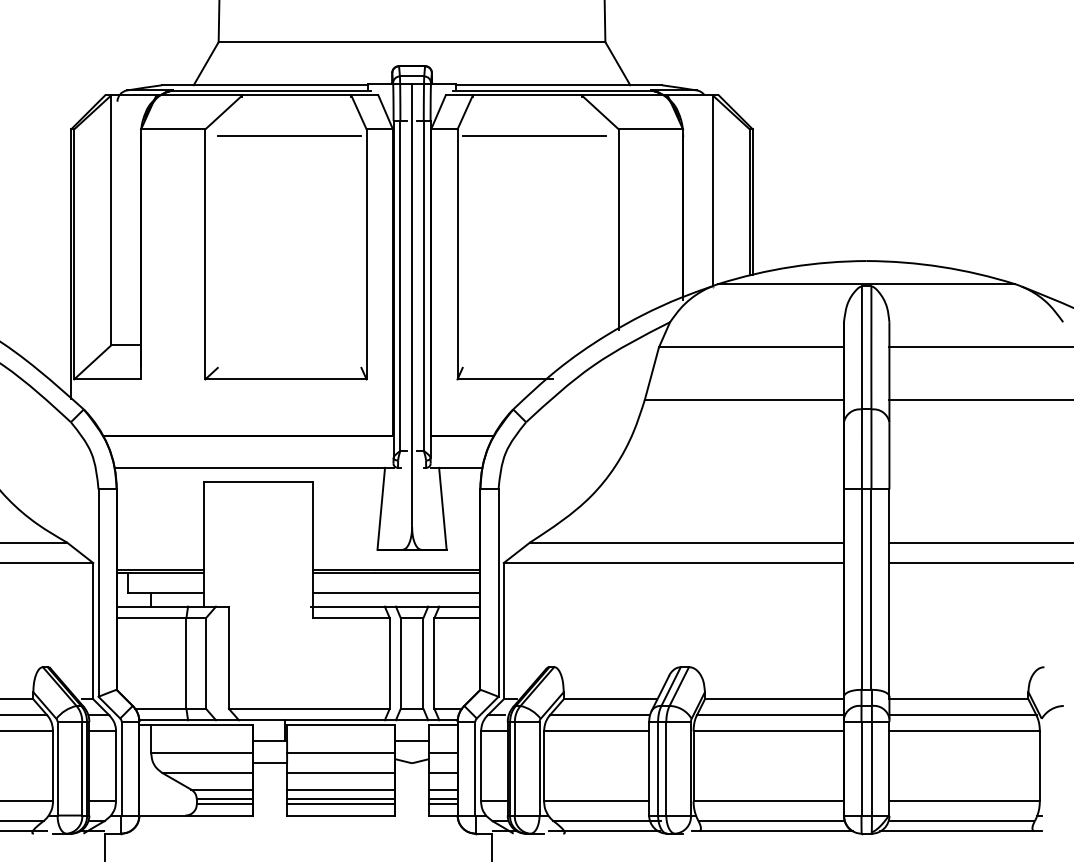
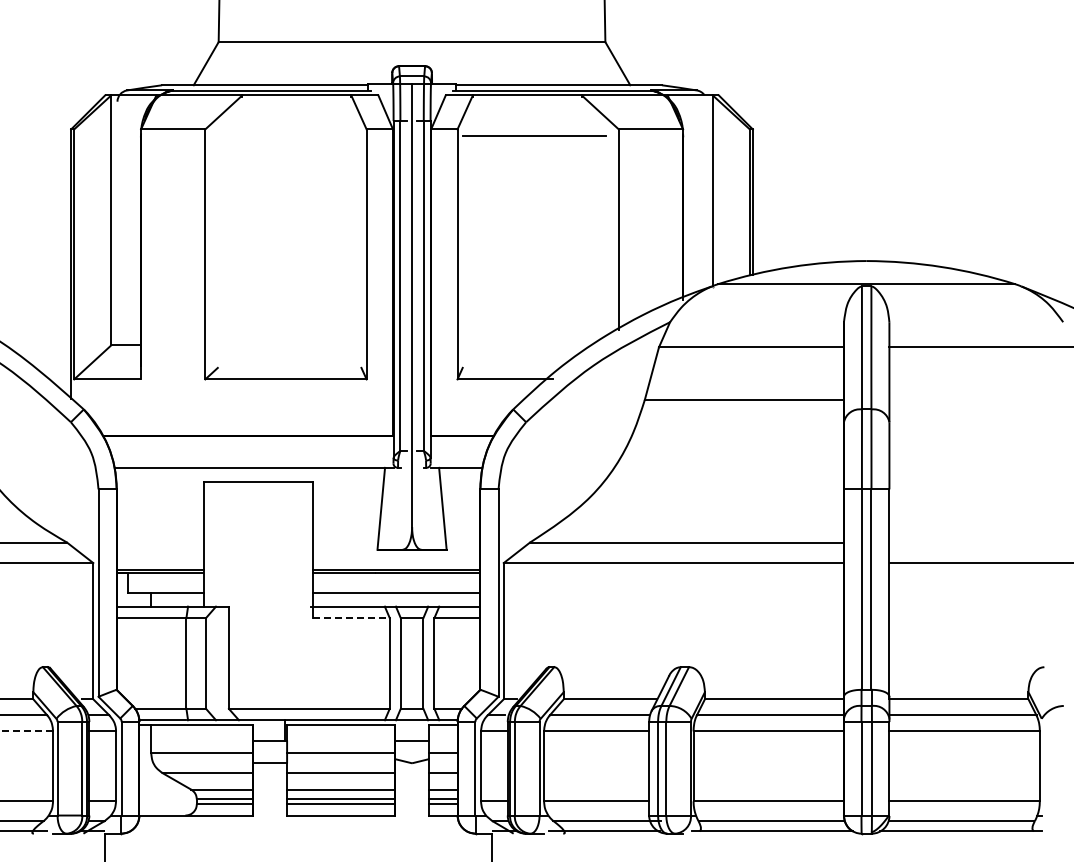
line: present -> none (289, 136)
line: present -> none (979, 399)
line: present -> none (979, 542)
line: solid -> dashed (351, 618)
line: solid -> dashed (26, 731)
